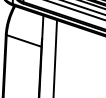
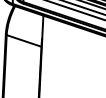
line: present -> none (55, 57)
